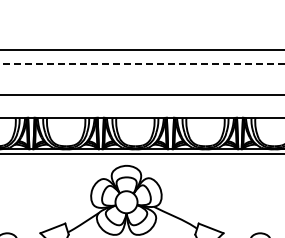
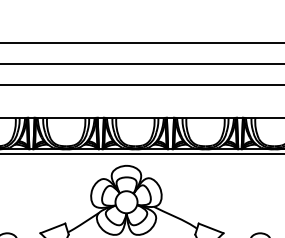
line position: (141, 50) -> (141, 43) (141, 43)
line: dashed -> solid (142, 63)
line position: (141, 95) -> (141, 85) (141, 85)
